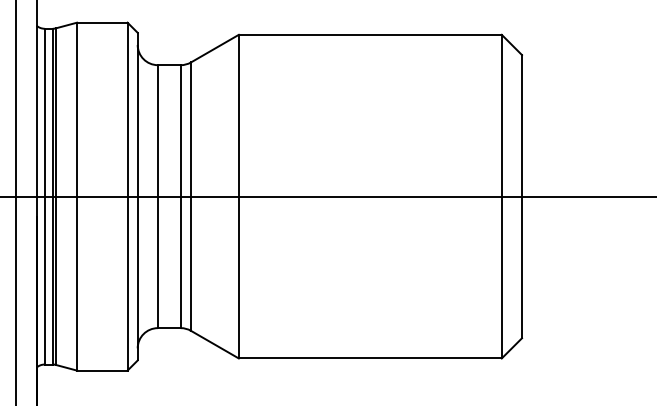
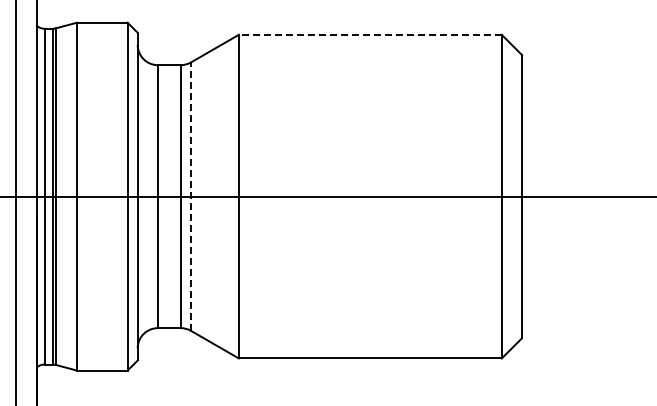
line: solid -> dashed (369, 34)
line: solid -> dashed (190, 196)
